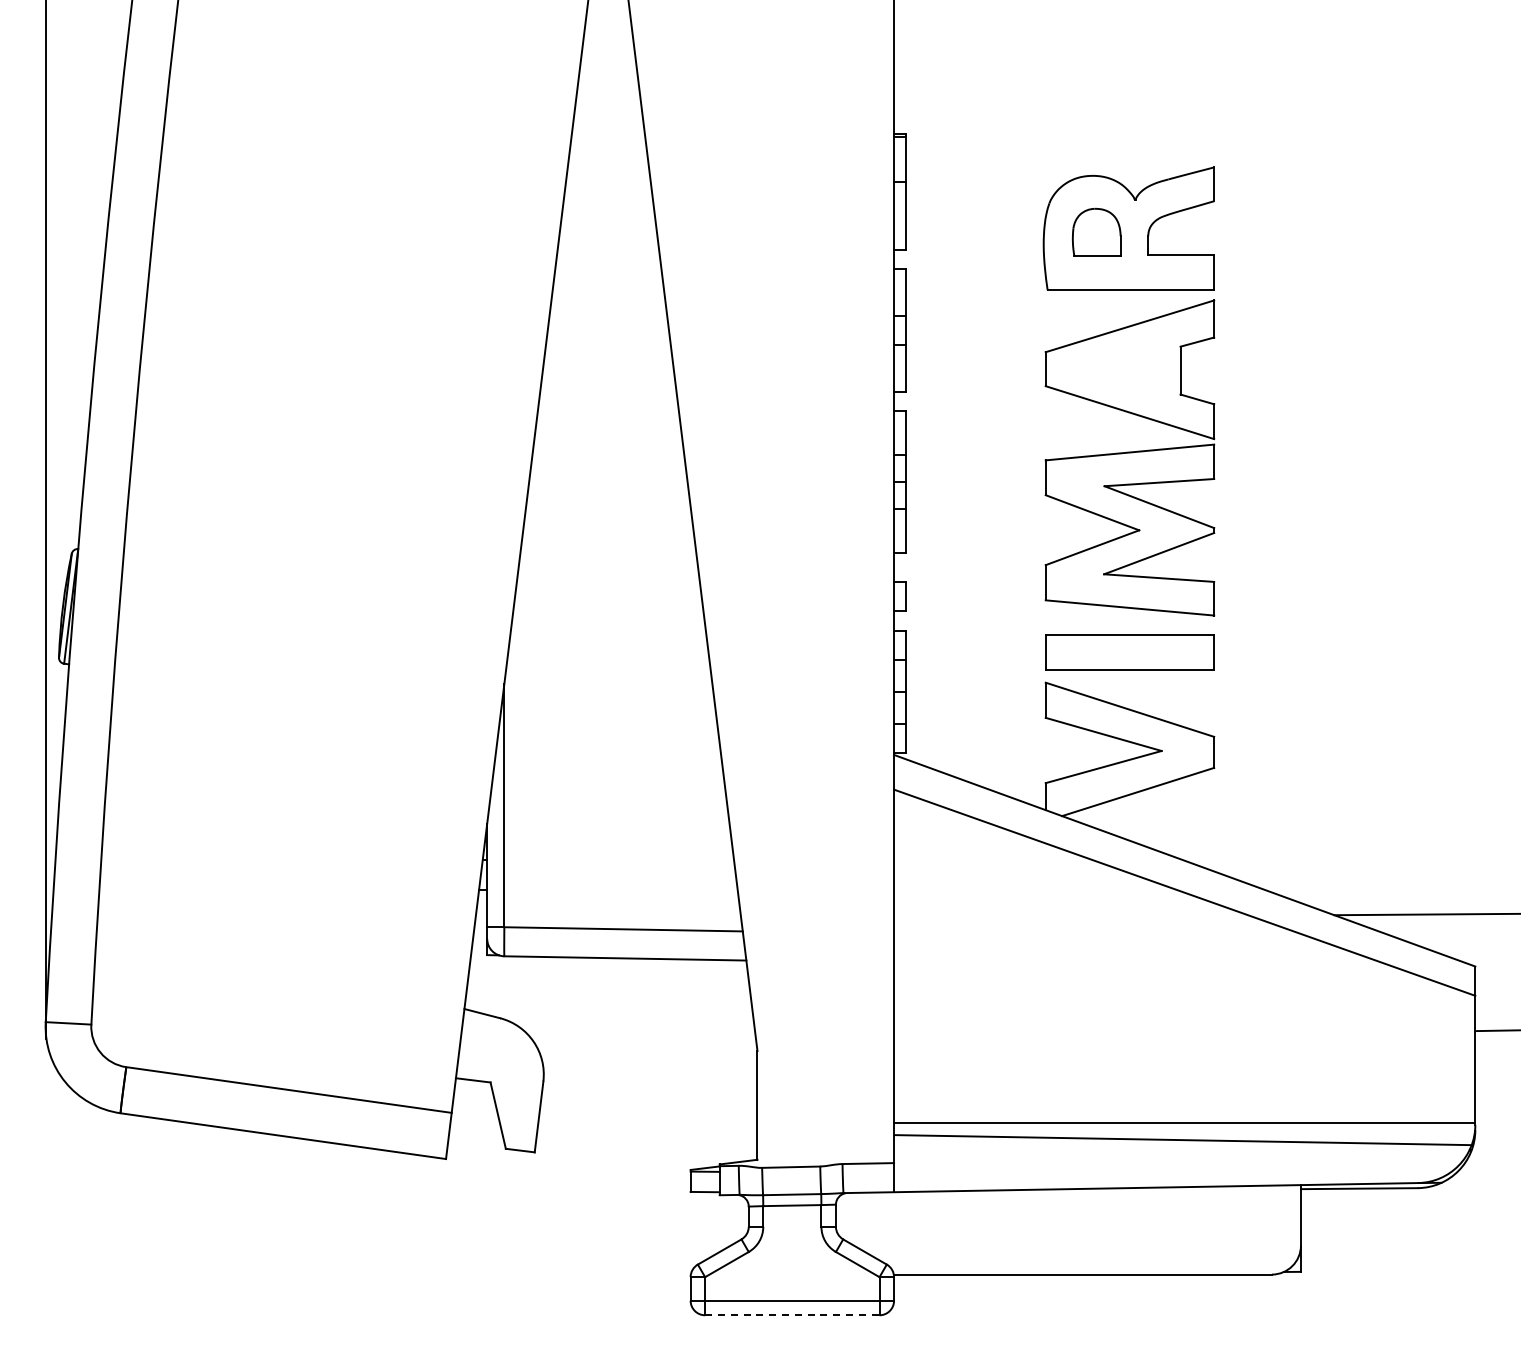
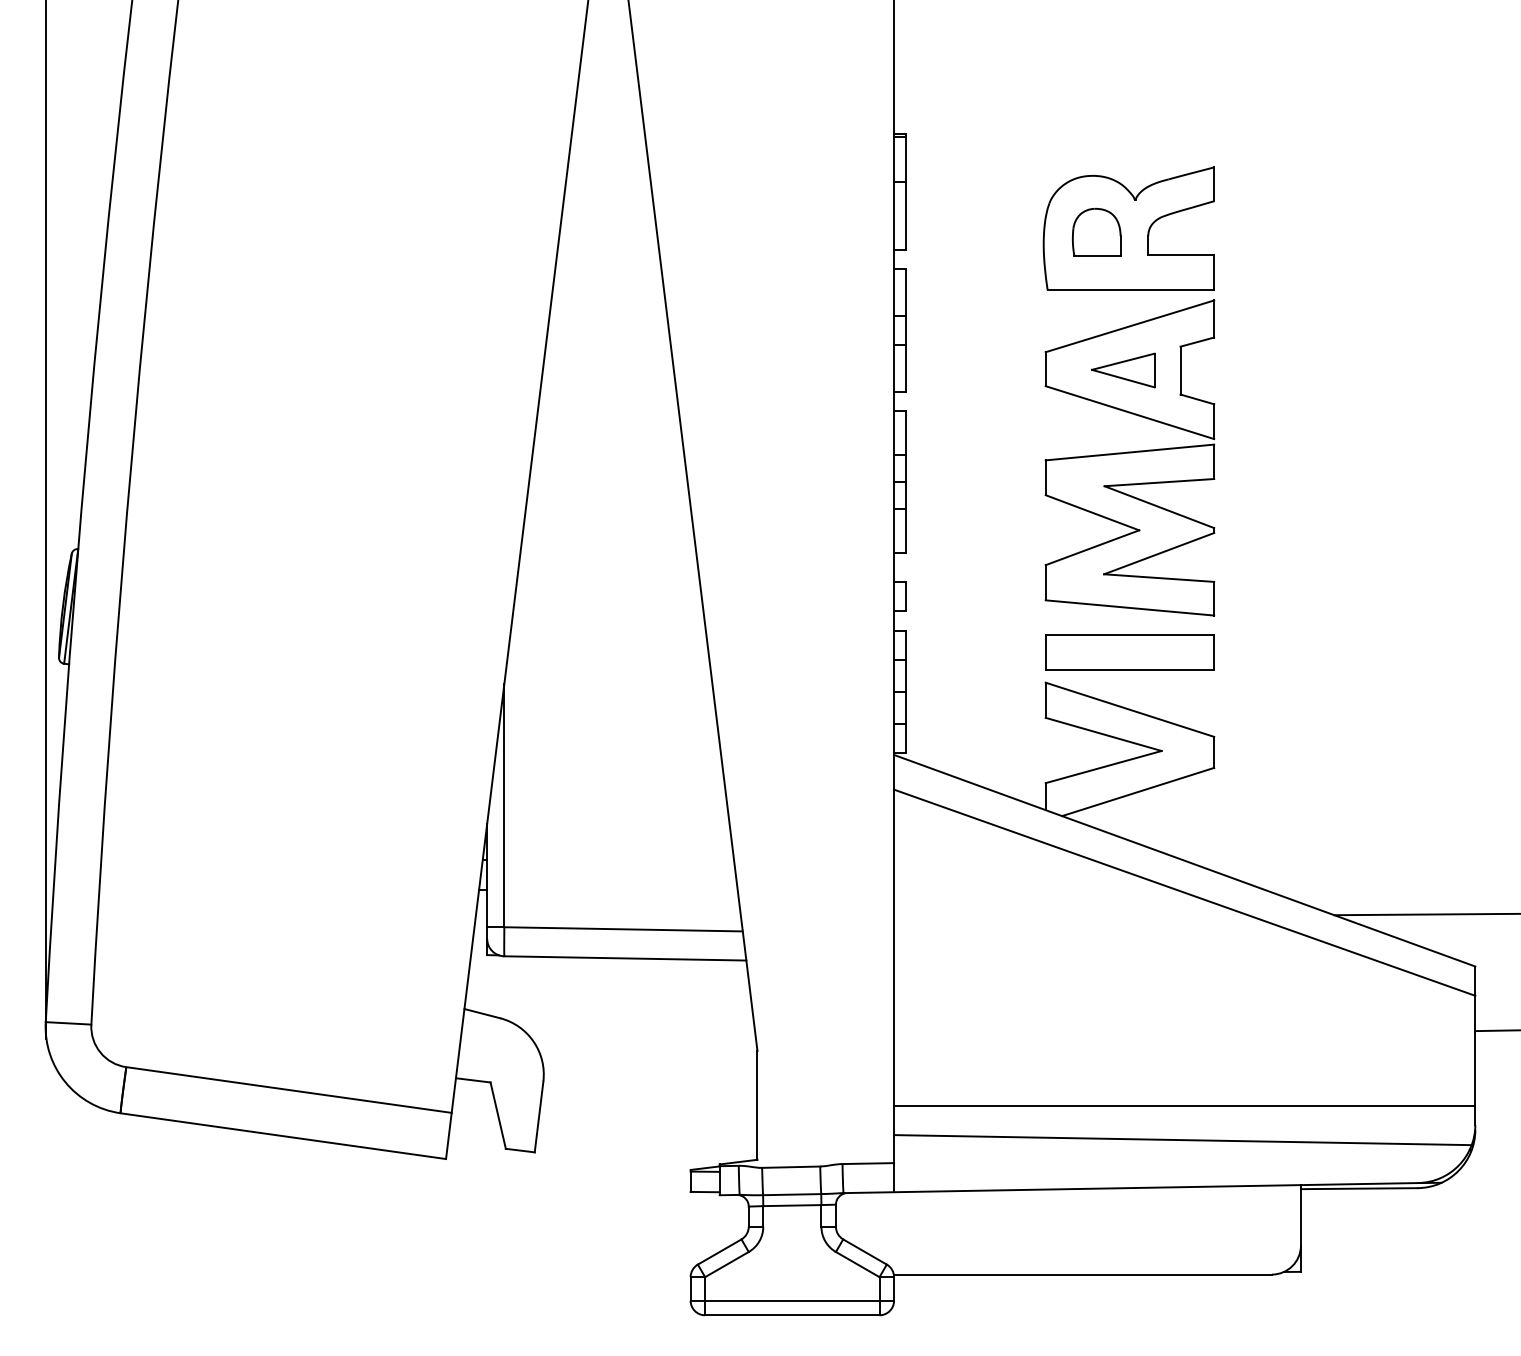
part: none -> present (1123, 370)
line position: (1184, 1123) -> (1184, 1106) (1184, 1106)
line: dashed -> solid (792, 1315)
